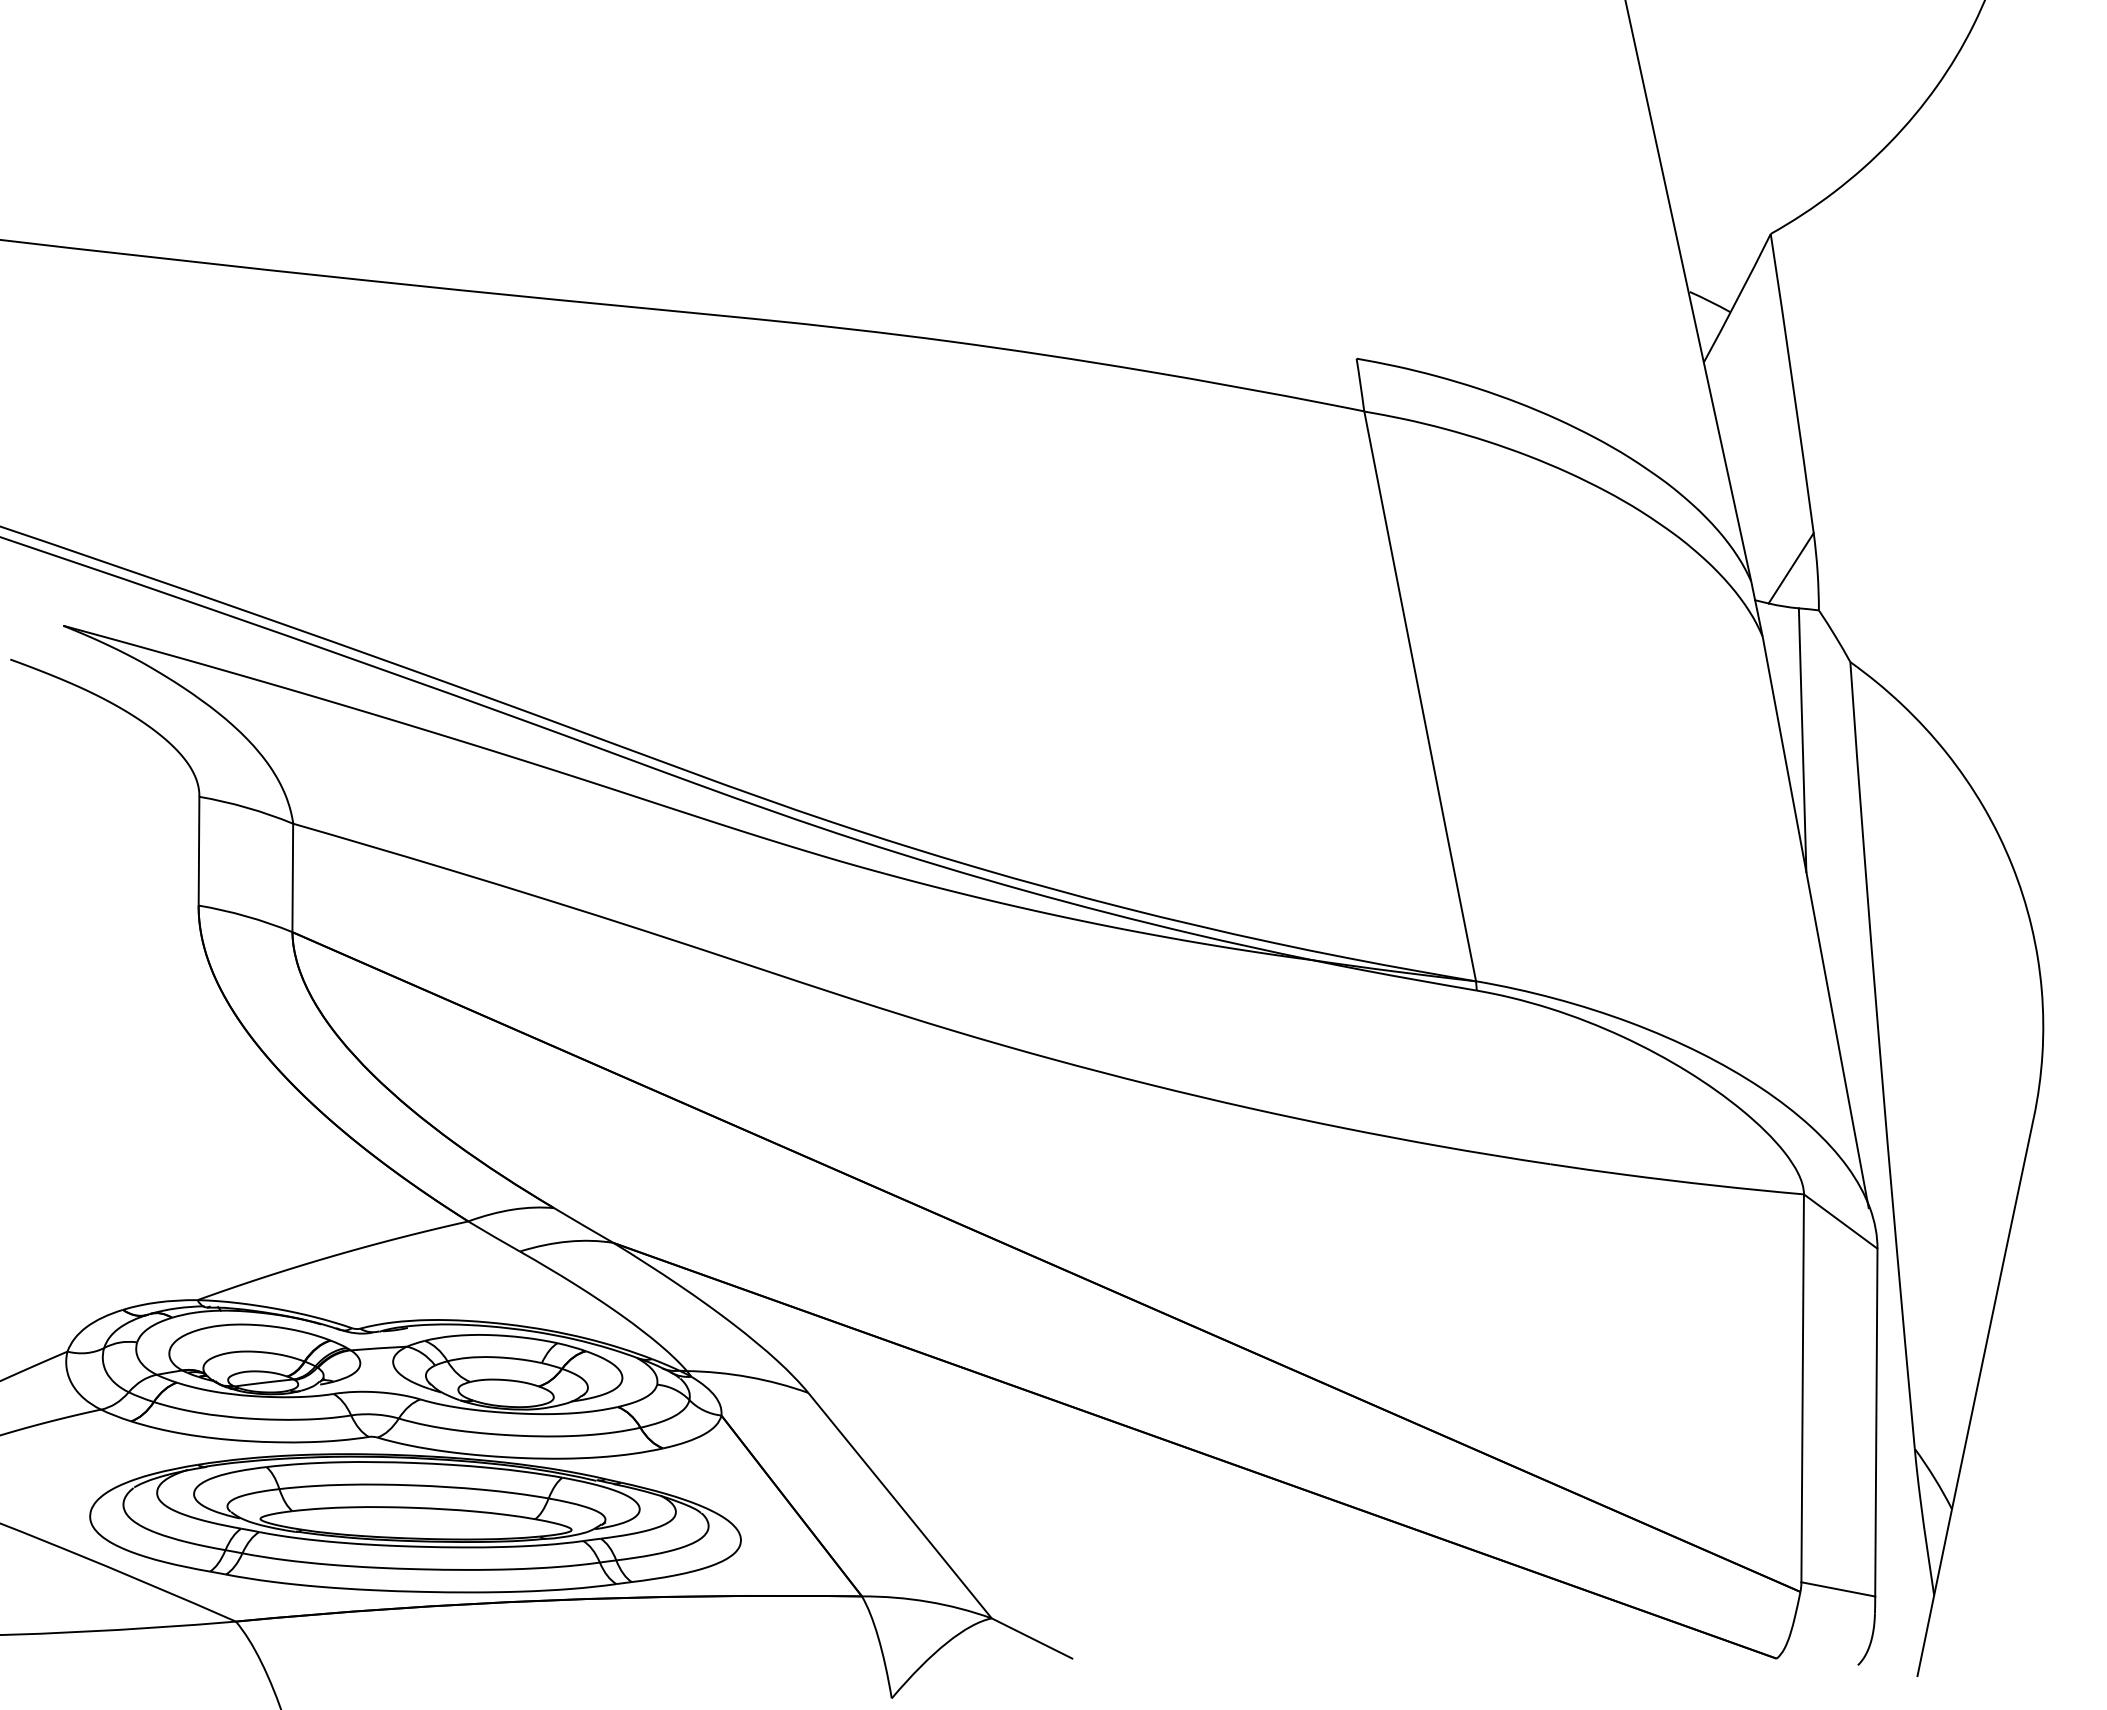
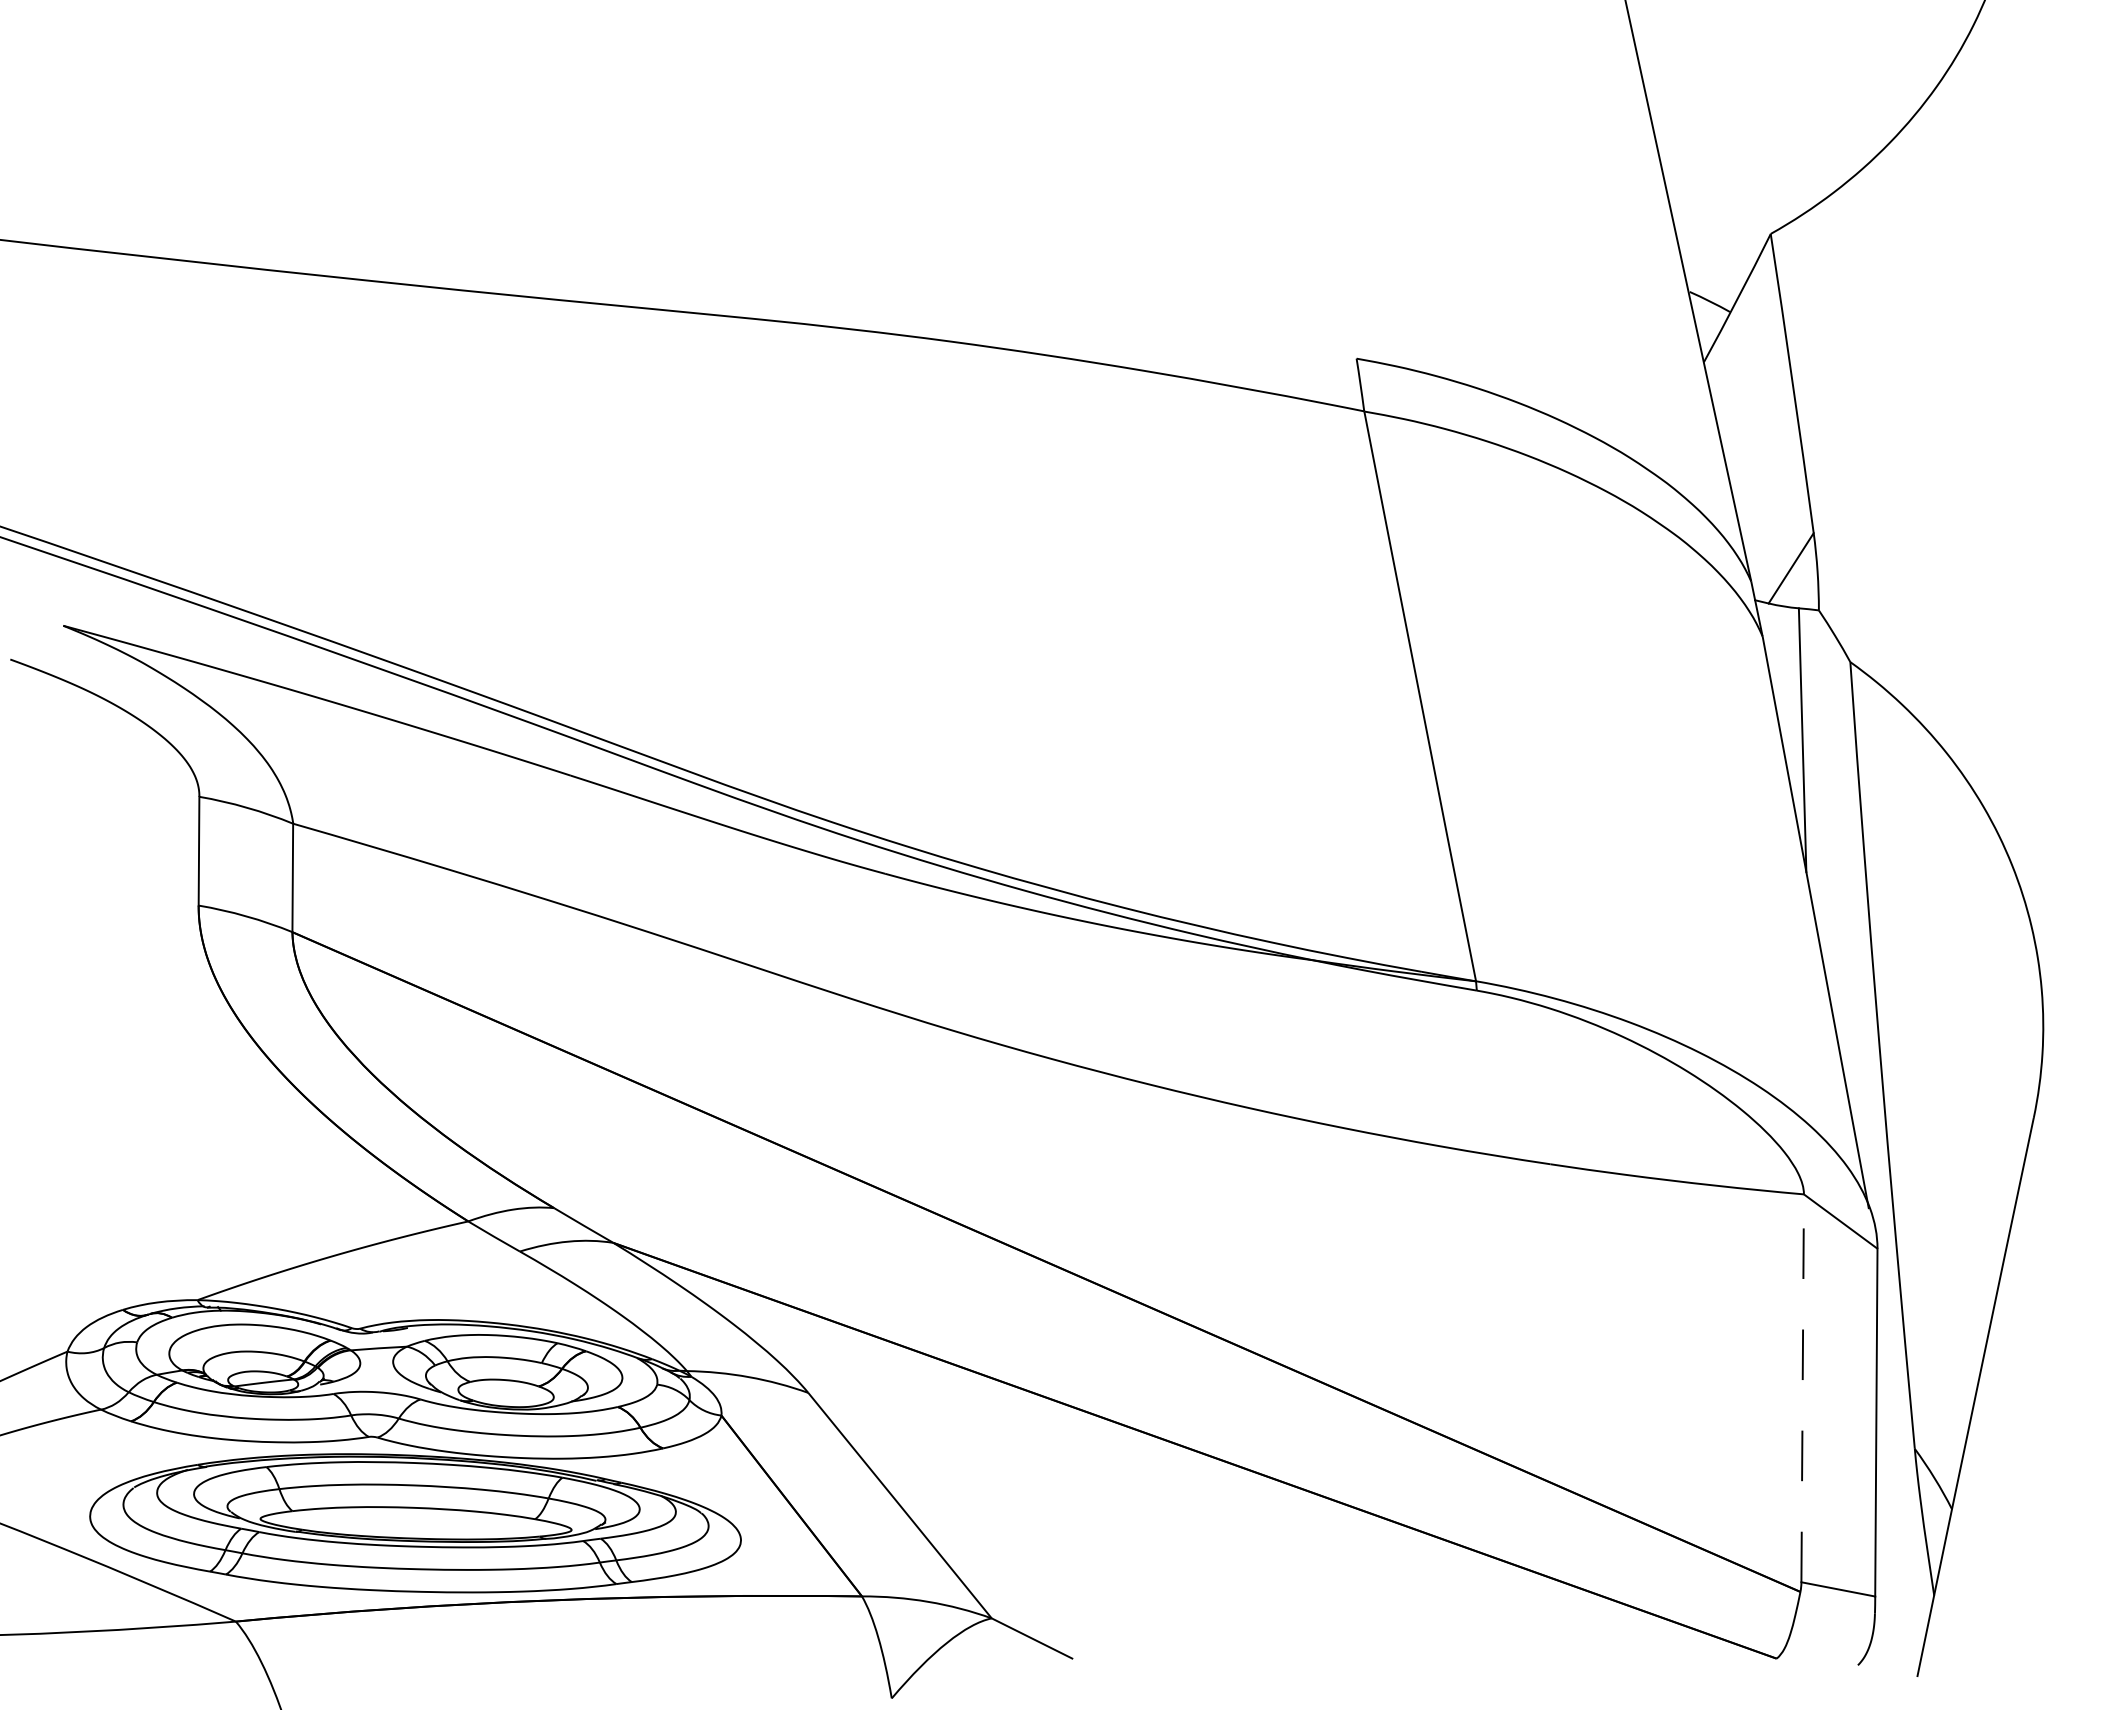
line: solid -> dashed (1802, 1388)
